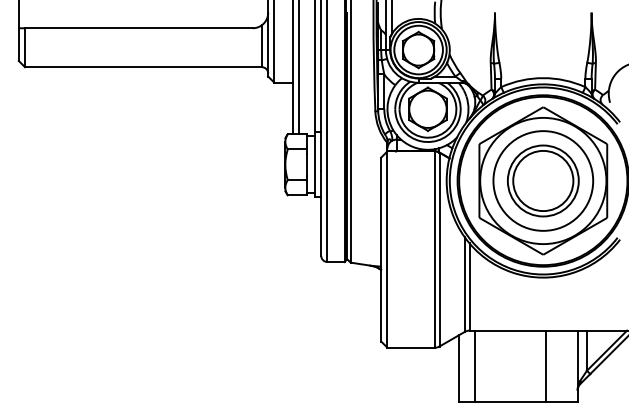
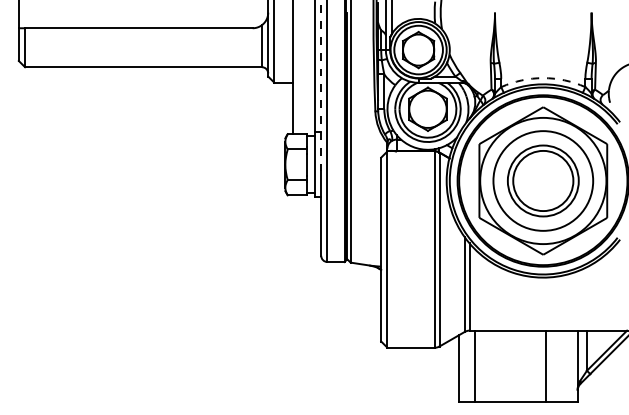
line: present -> none (299, 68)
arc: solid -> dashed (543, 78)
line: solid -> dashed (321, 85)
